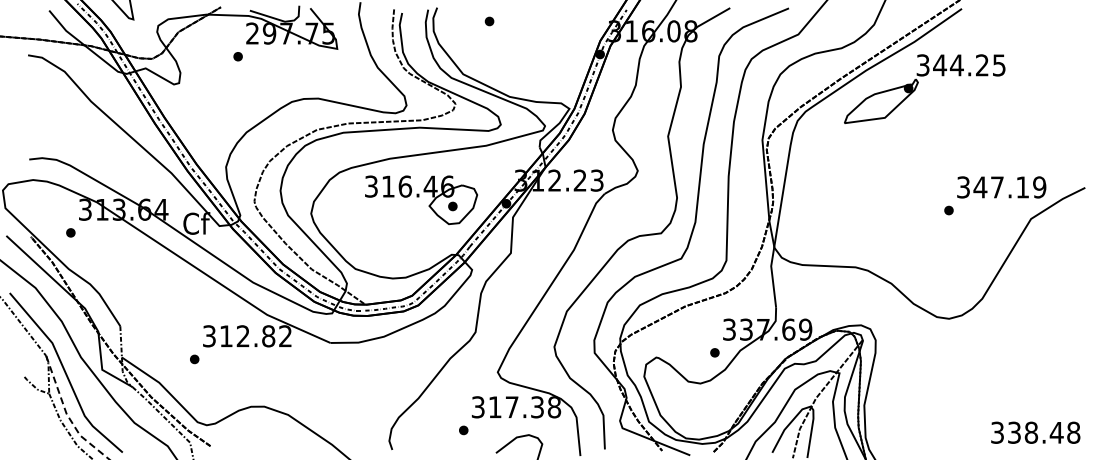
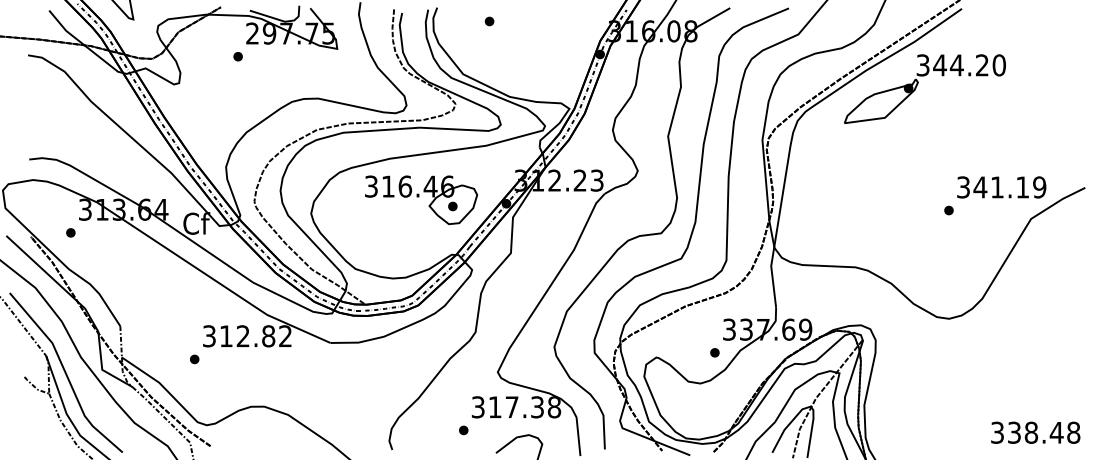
text: 344.25 -> 344.20 (998, 65)
text: 347.19 -> 341.19 (997, 187)
line: dashed -> solid (67, 414)
